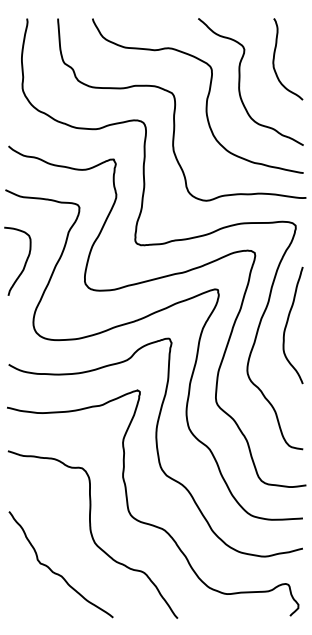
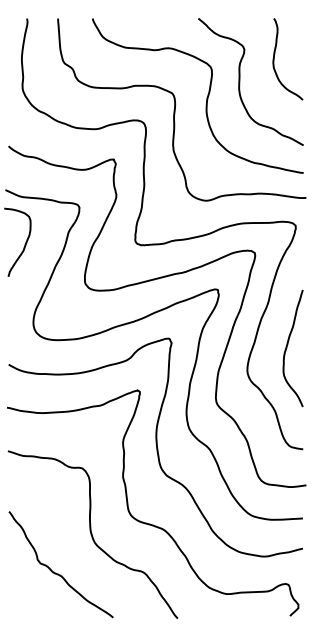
curve position: (24, 263) -> (24, 244) (24, 244)
curve position: (287, 325) -> (287, 348) (287, 348)
